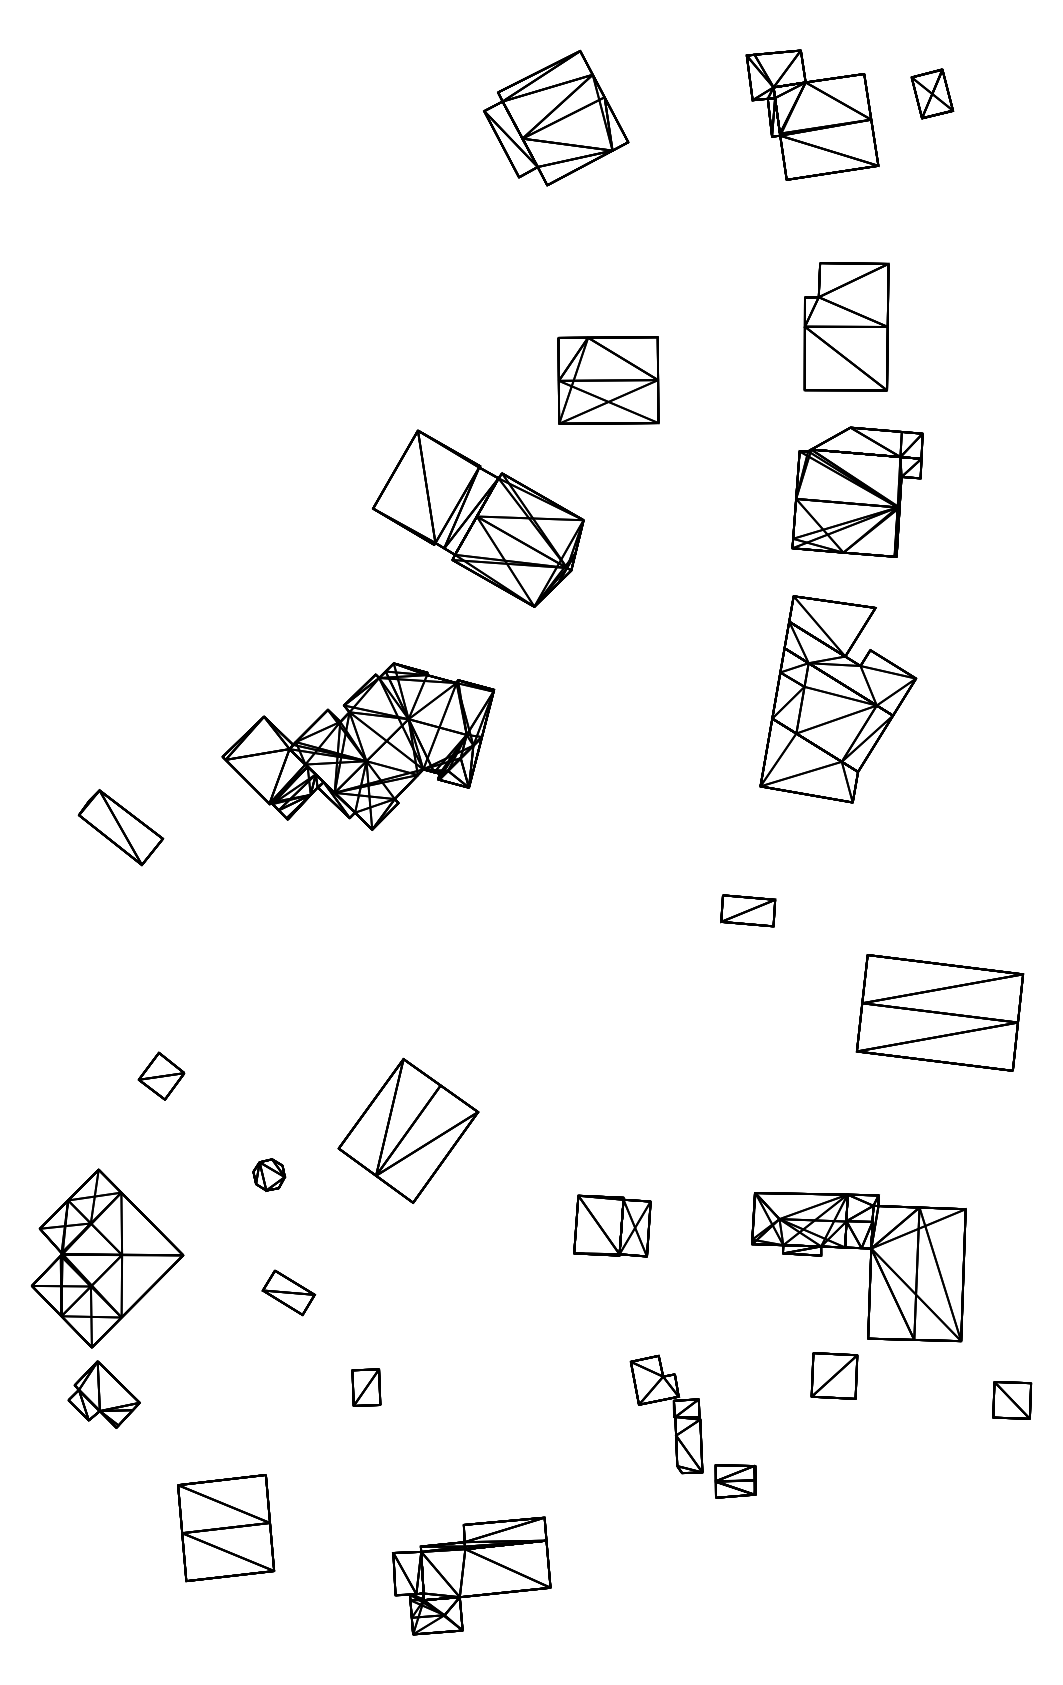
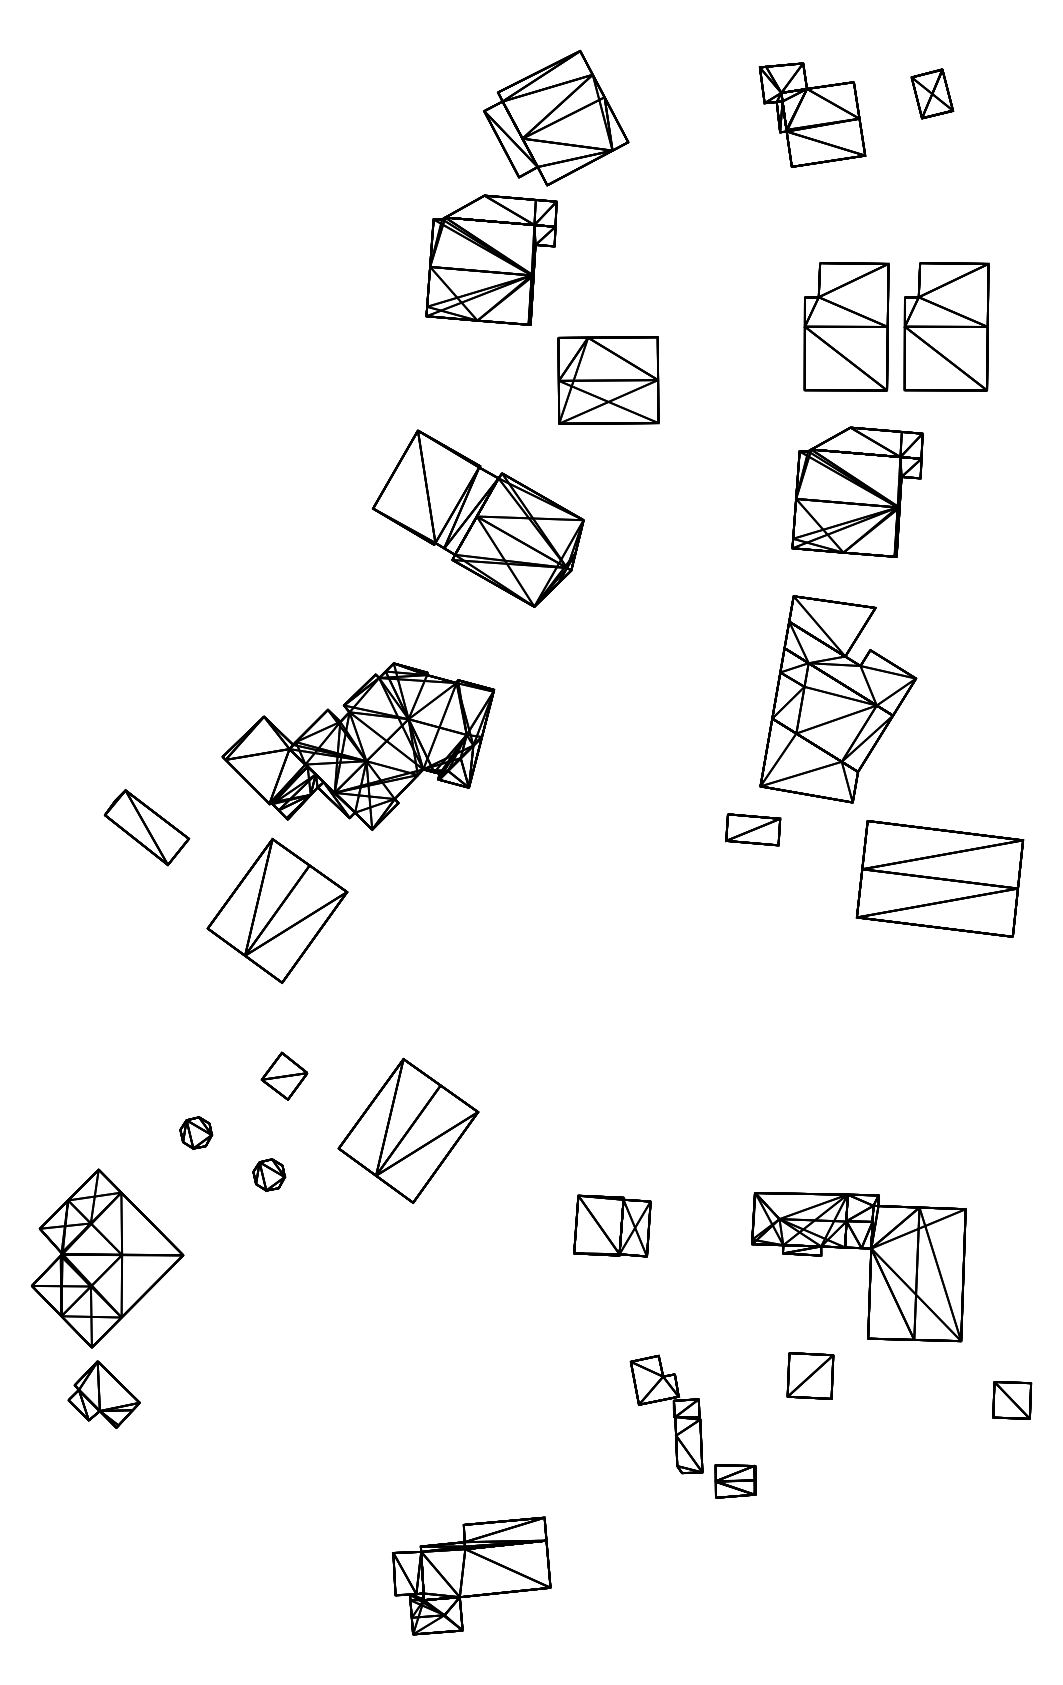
part size: 135x132 px -> 109x106 px (812, 114)
part: none -> present (491, 259)
part: none -> present (946, 326)
part position: (120, 827) -> (146, 827) (146, 827)
part: none -> present (277, 910)
part position: (748, 910) -> (753, 829) (753, 829)
part position: (939, 1012) -> (939, 878) (939, 878)
part position: (161, 1075) -> (284, 1075) (284, 1075)
part: none -> present (196, 1132)
part: present -> none (288, 1292)
part position: (834, 1375) -> (810, 1375) (810, 1375)
part: present -> none (366, 1387)
part: present -> none (226, 1528)
